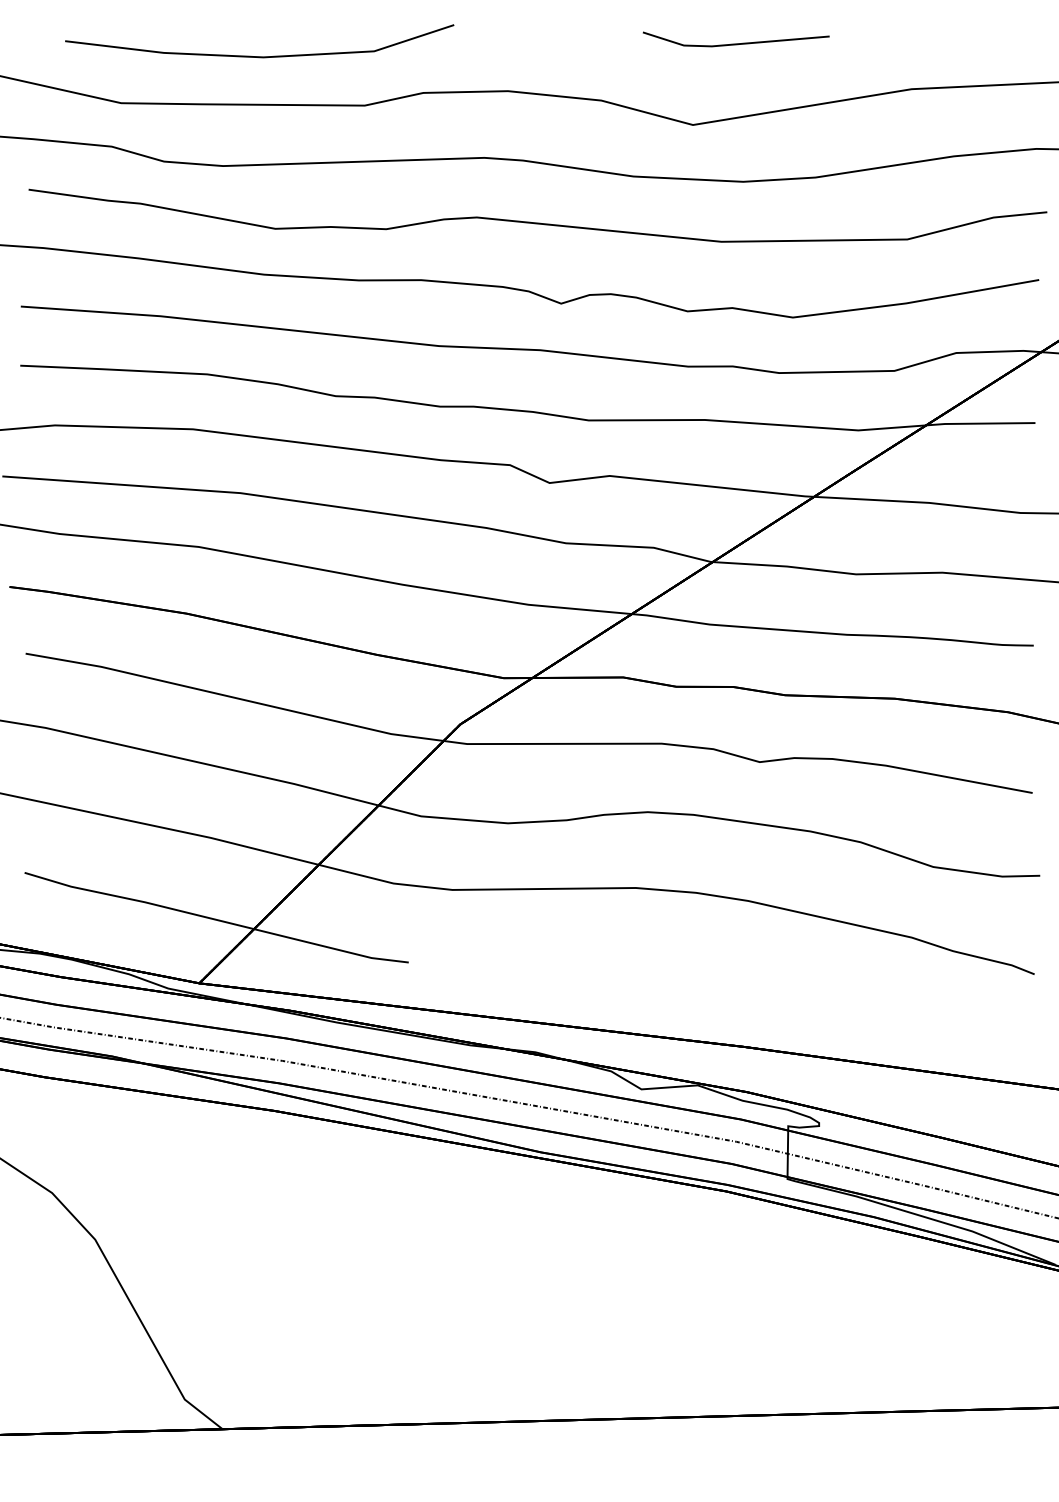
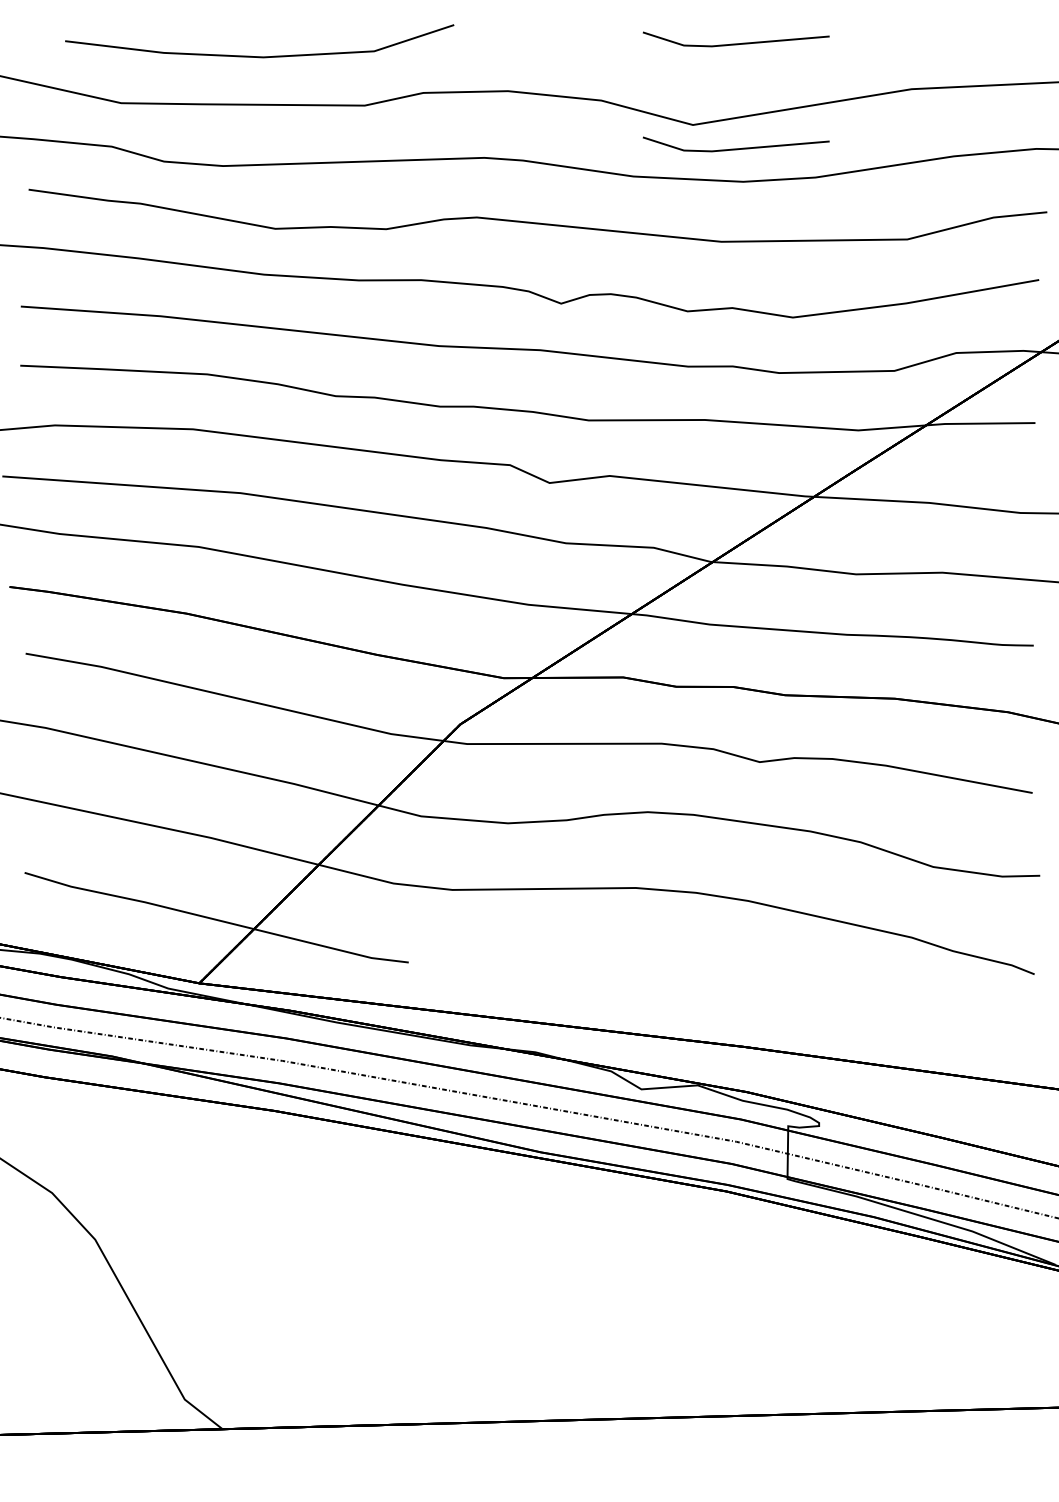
line: none -> present (736, 148)
